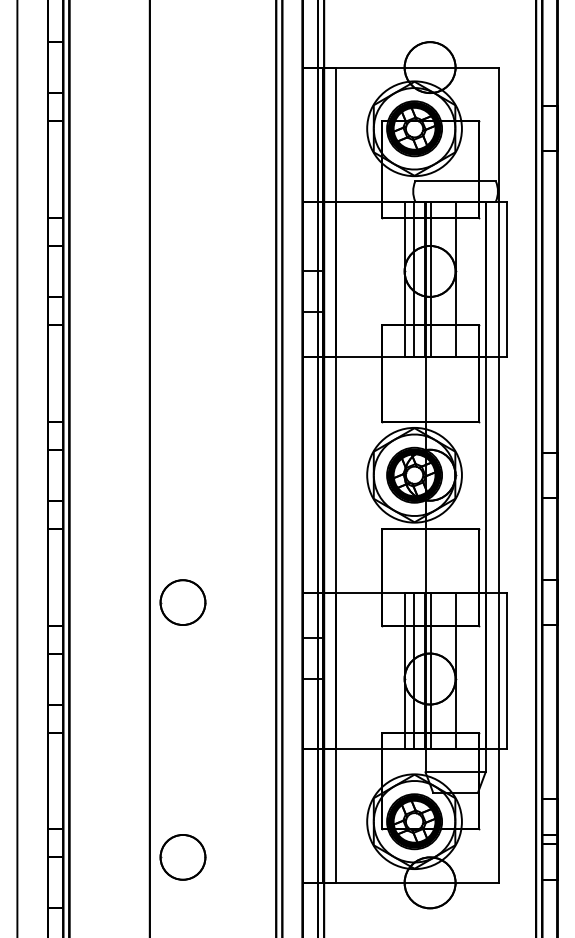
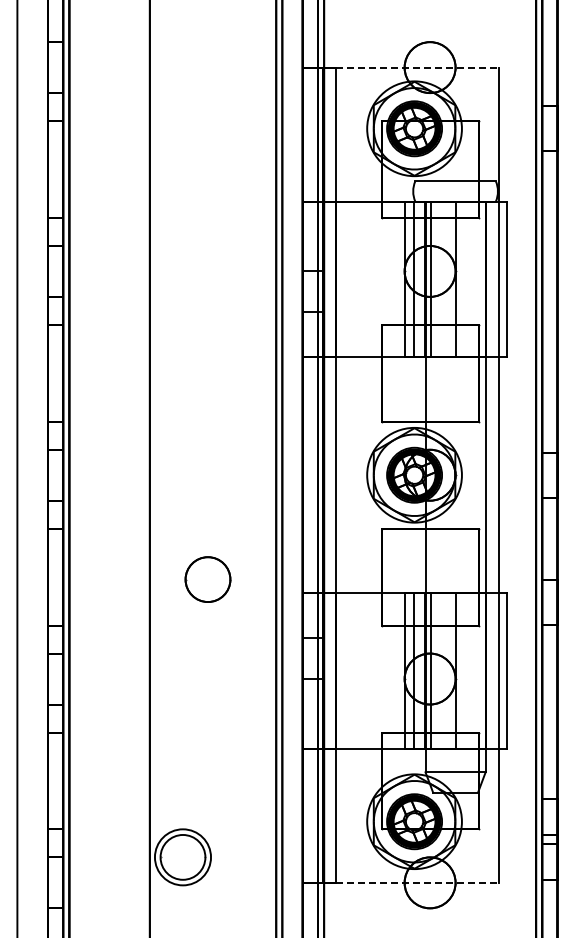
line: solid -> dashed (417, 67)
part position: (182, 602) -> (207, 579) (207, 579)
circle diameter: 45 px -> 56 px (182, 857)
line: solid -> dashed (417, 882)
